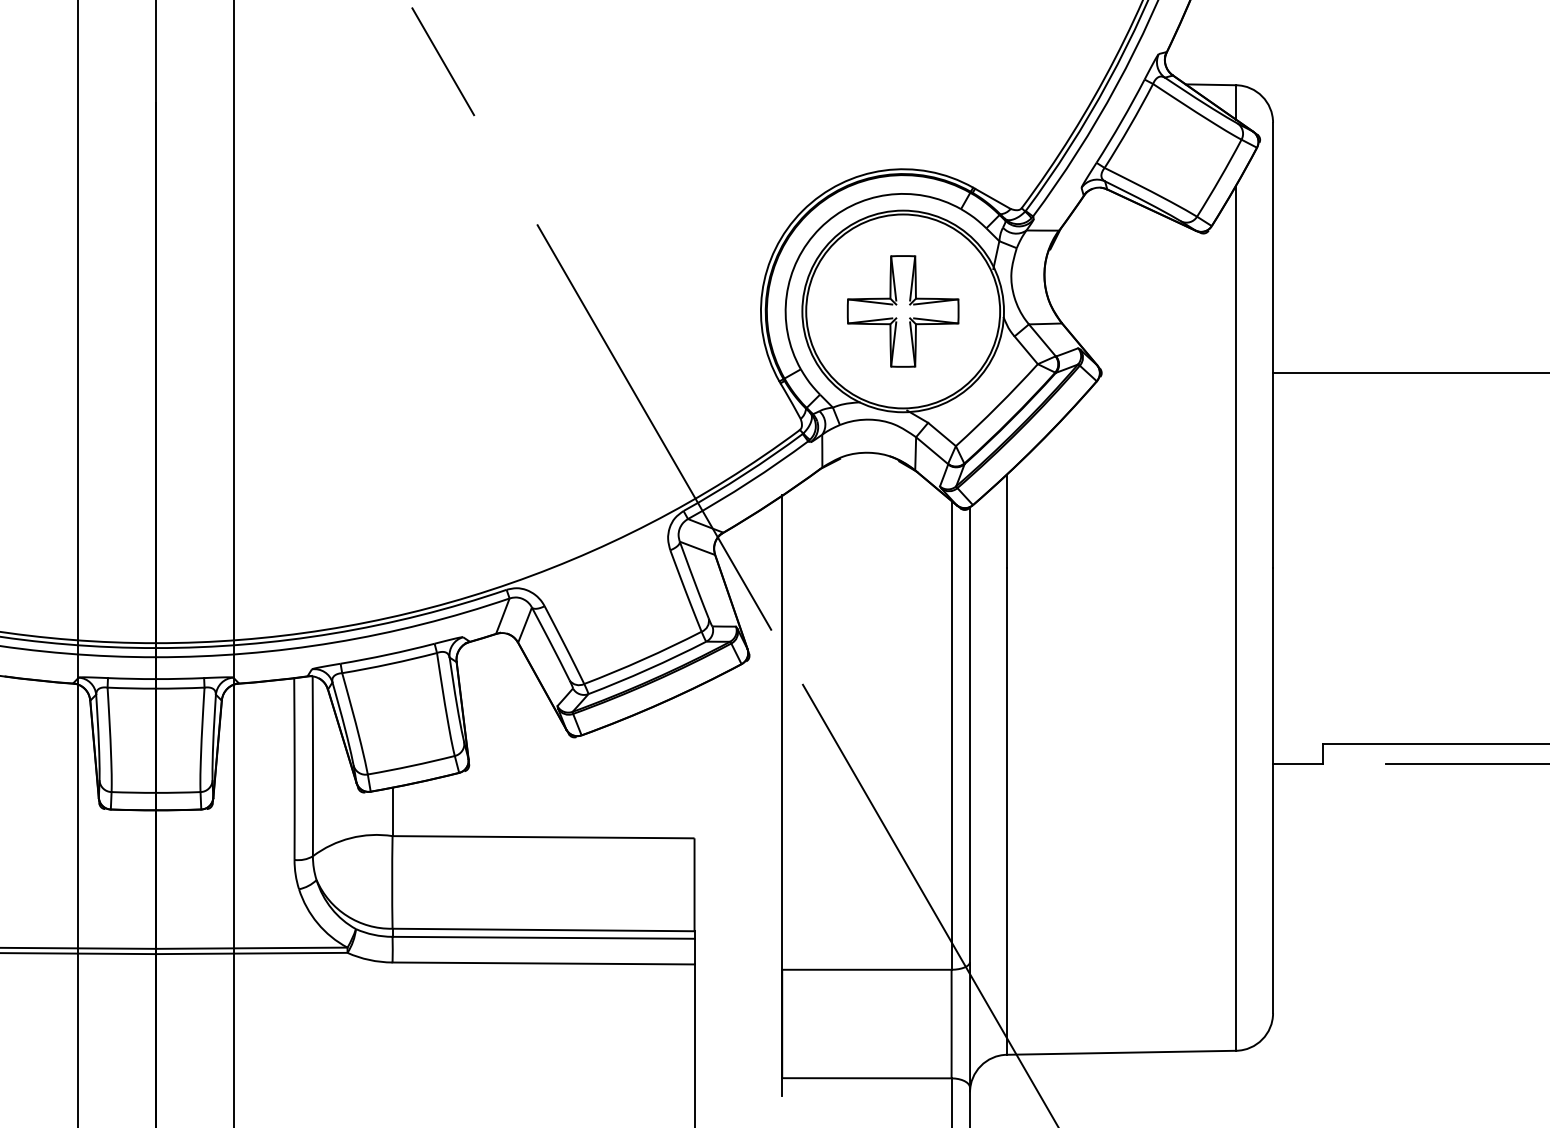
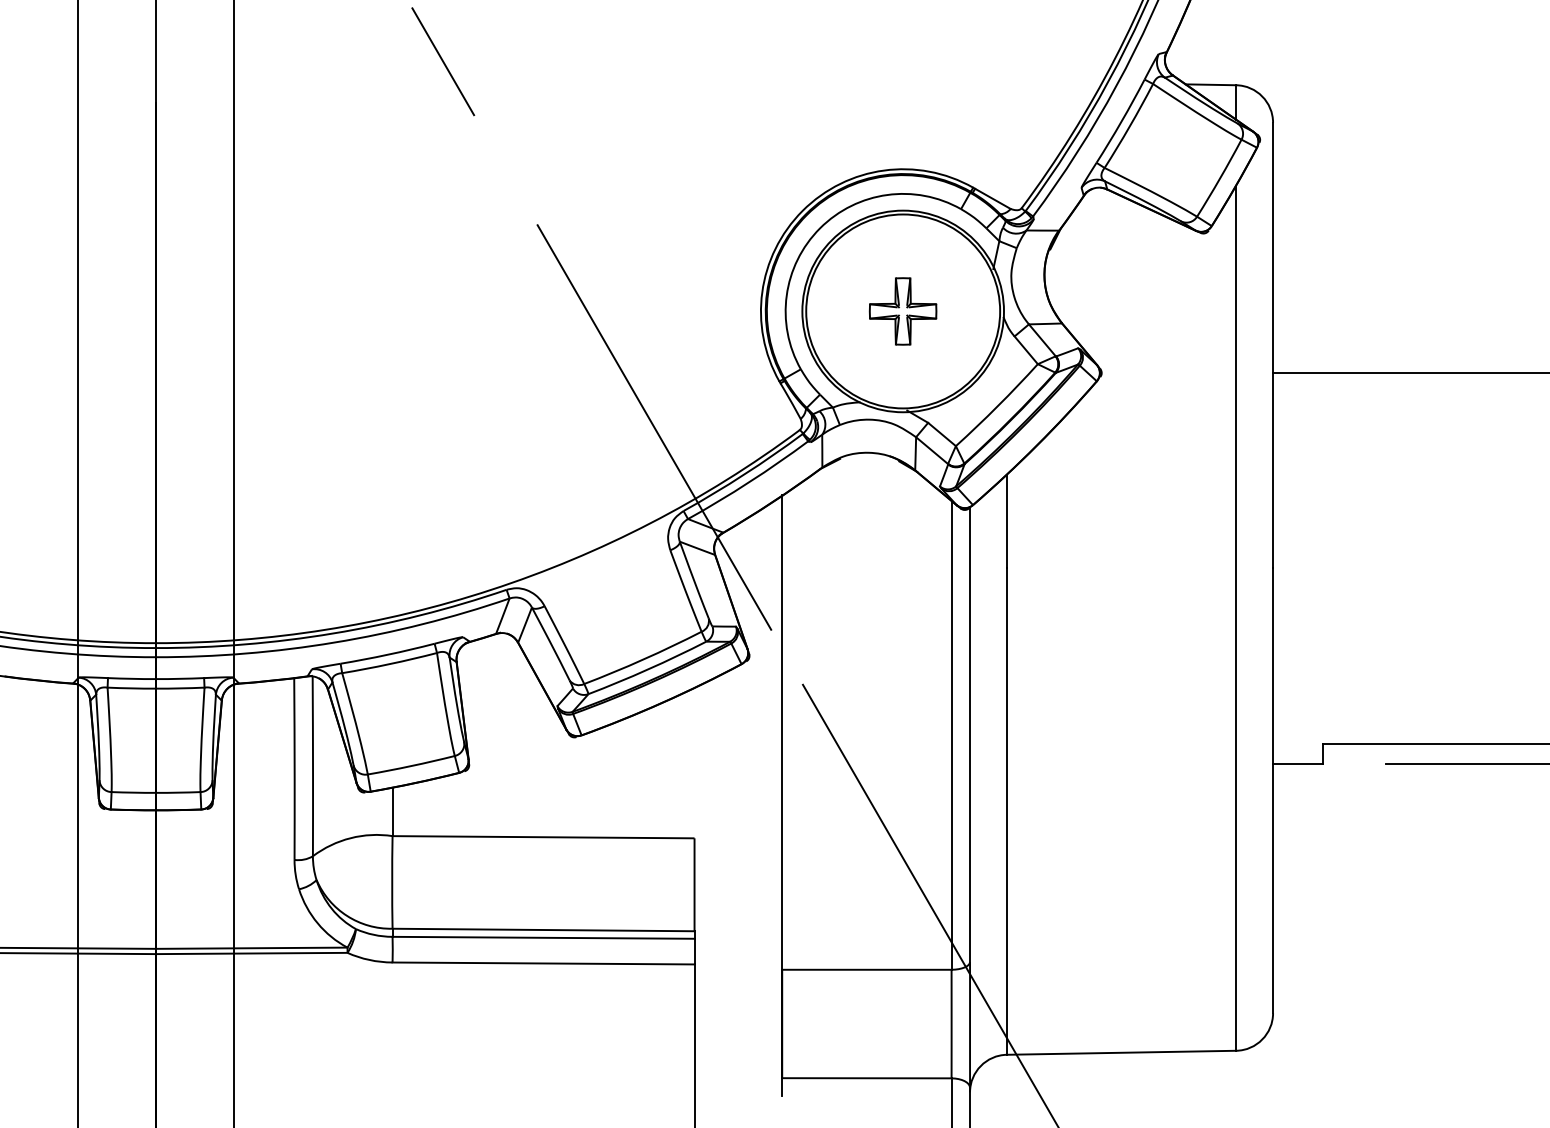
part size: 114x113 px -> 70x69 px (902, 311)
